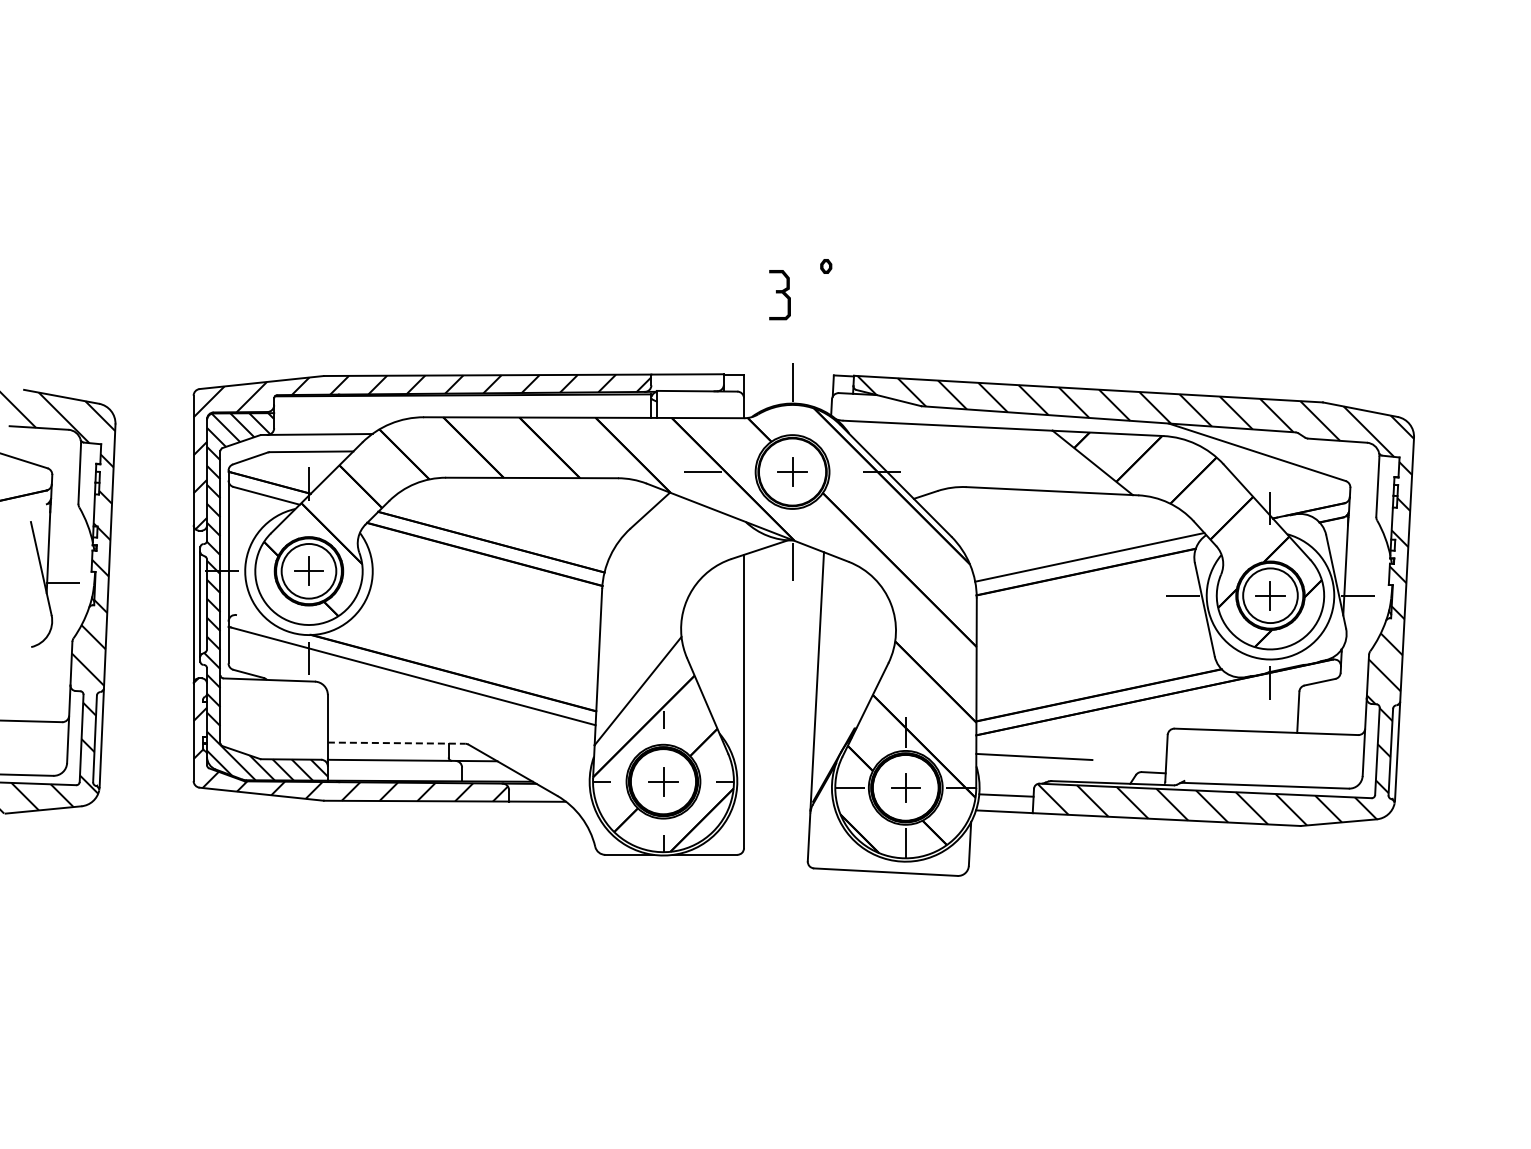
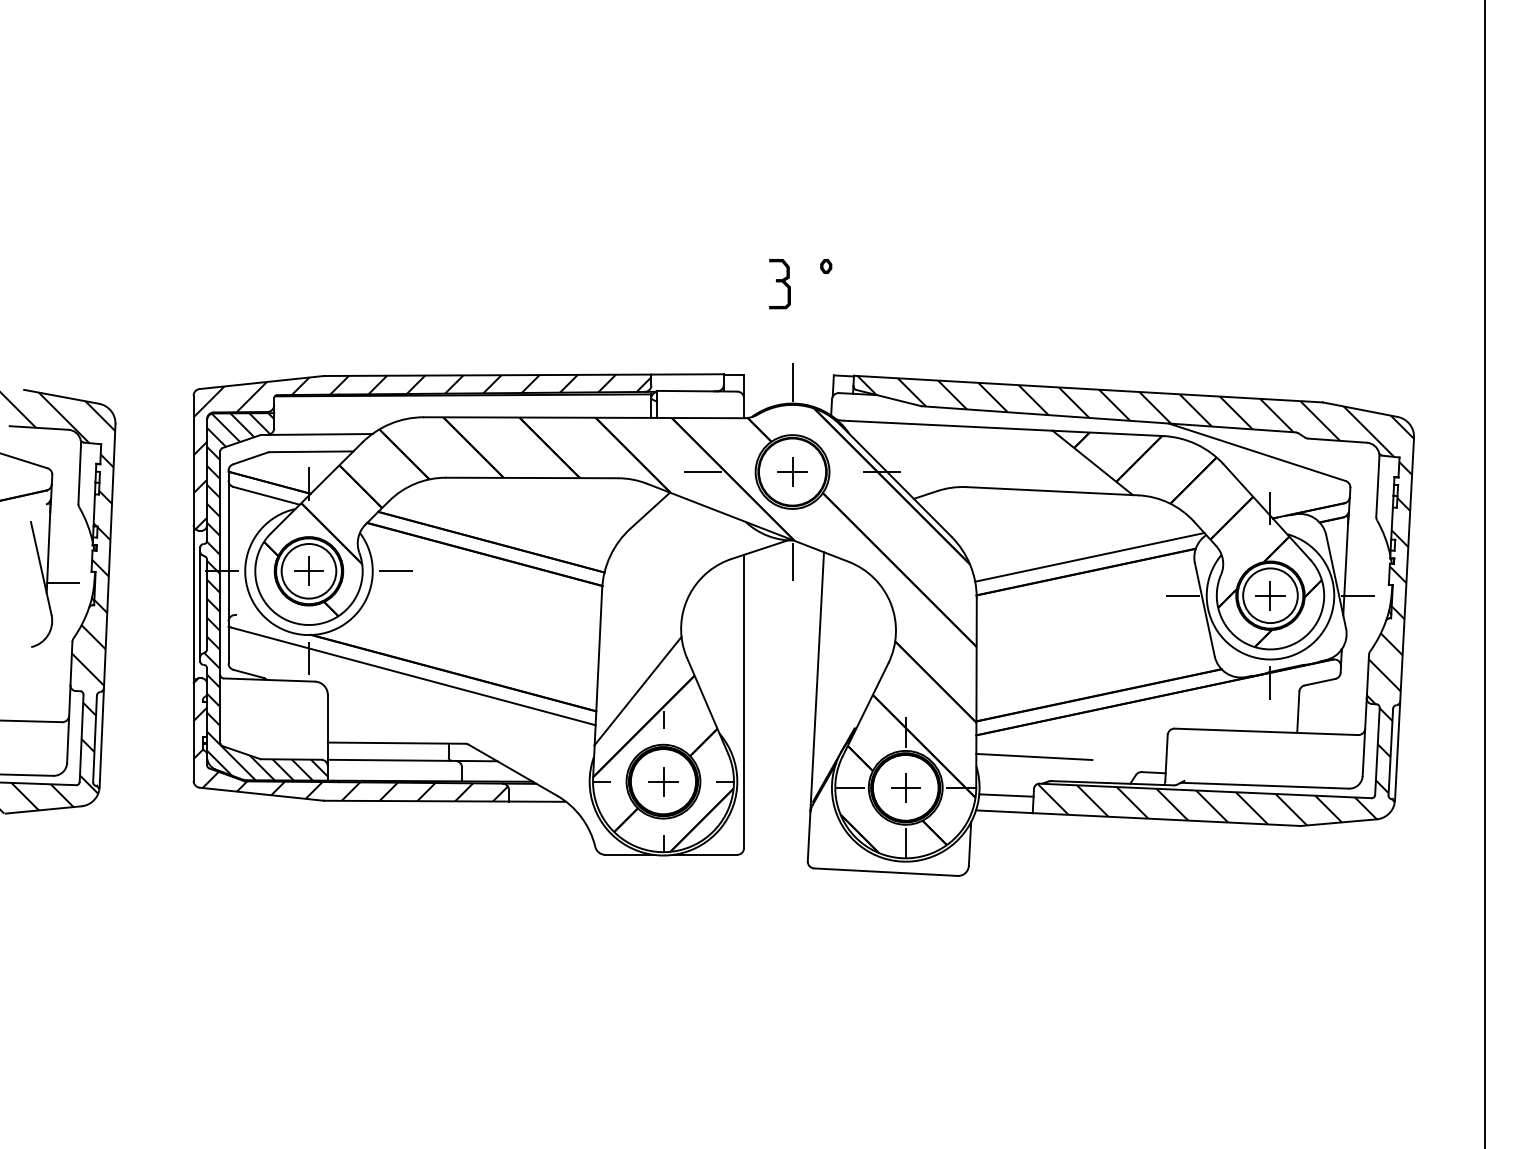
part position: (779, 295) -> (779, 284) (779, 284)
line: none -> present (396, 571)
line: none -> present (1485, 573)
line: dashed -> solid (396, 743)
